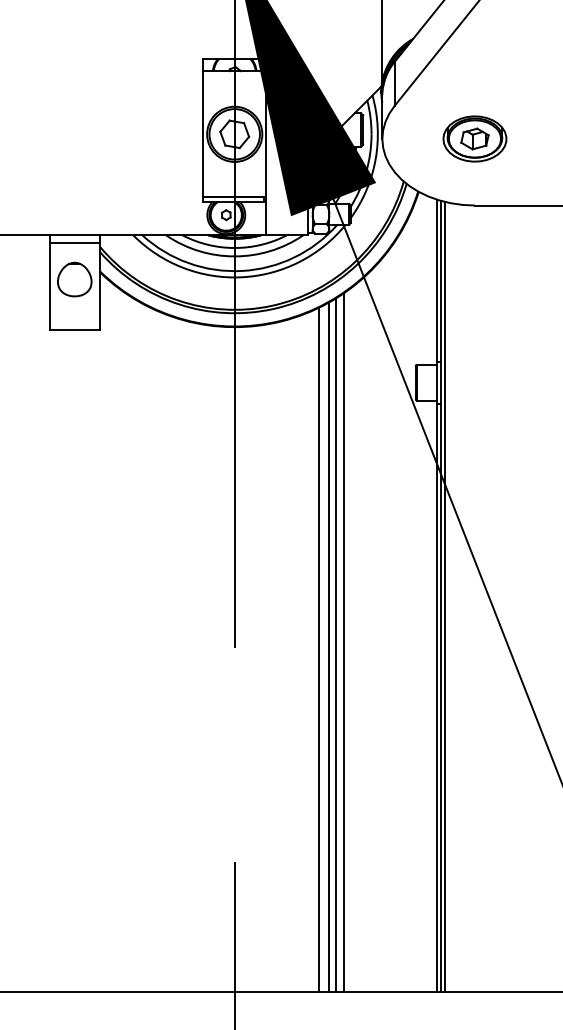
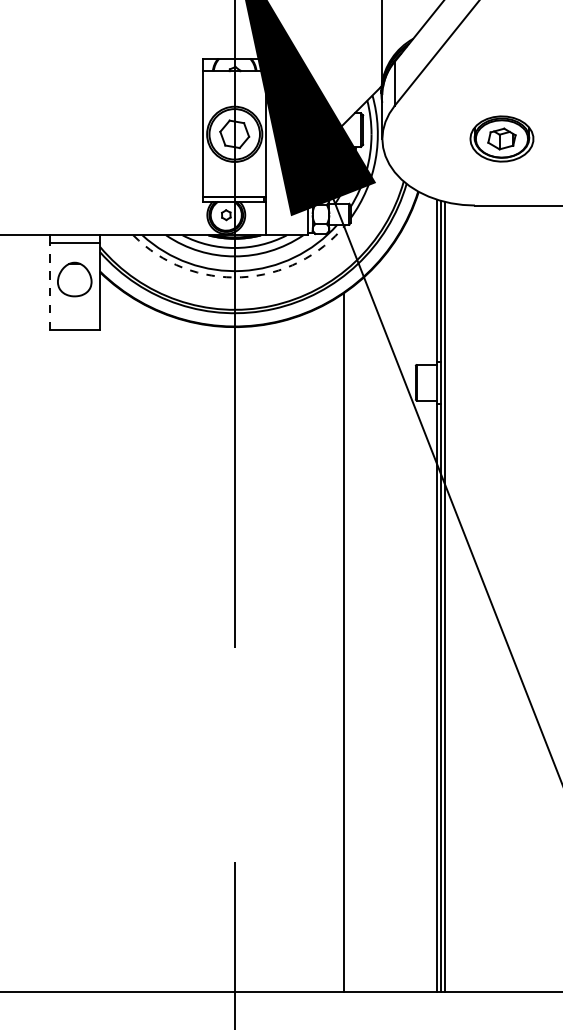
part position: (474, 138) -> (501, 138) (501, 138)
arc: solid -> dashed (241, 277)
line: solid -> dashed (49, 286)
line: present -> none (335, 645)
line: present -> none (329, 647)
line: present -> none (318, 650)
